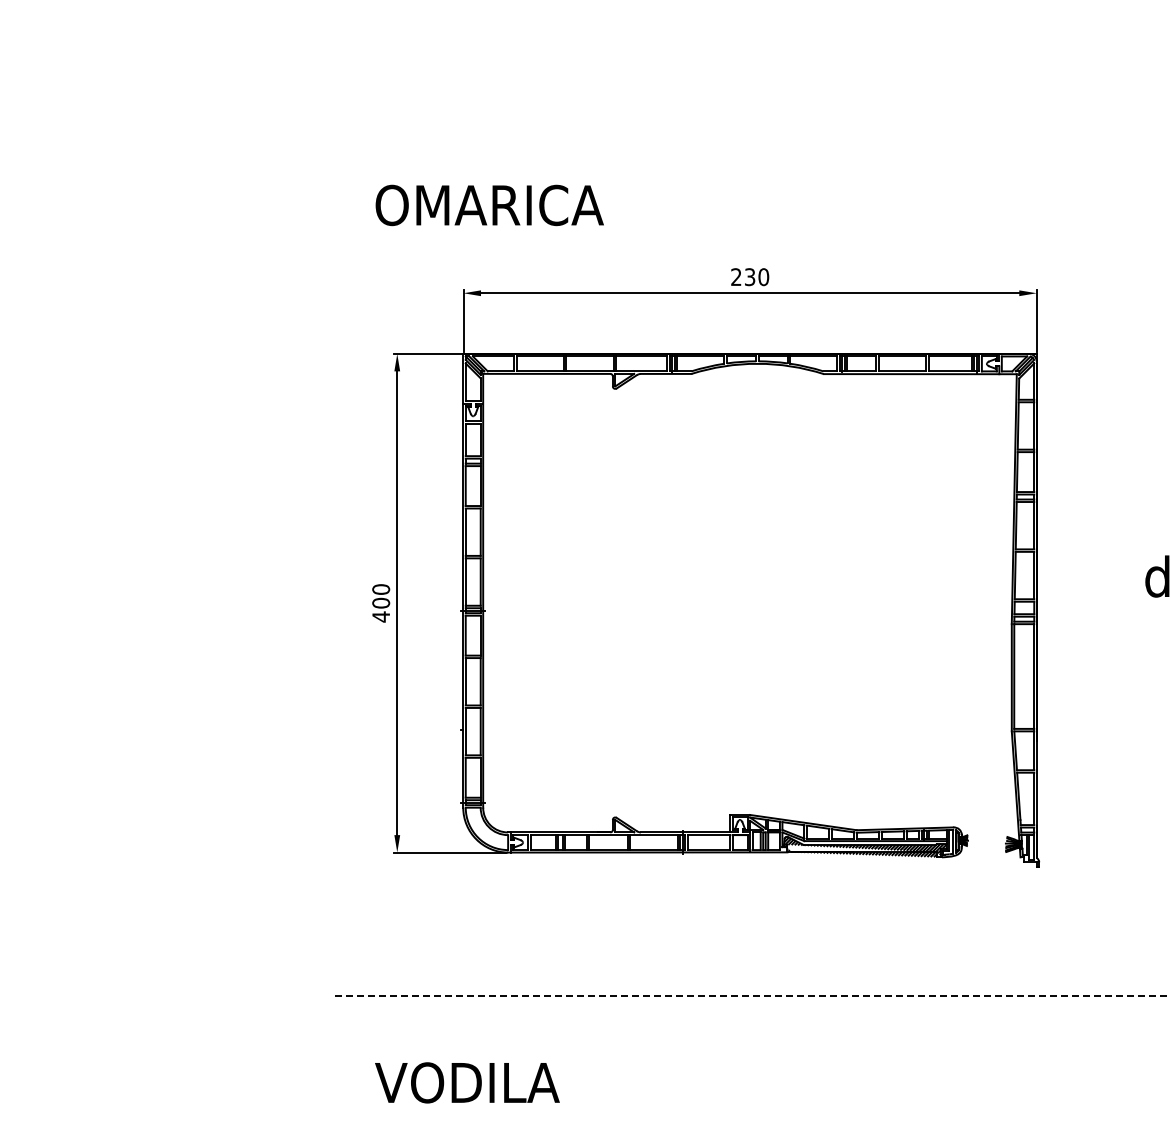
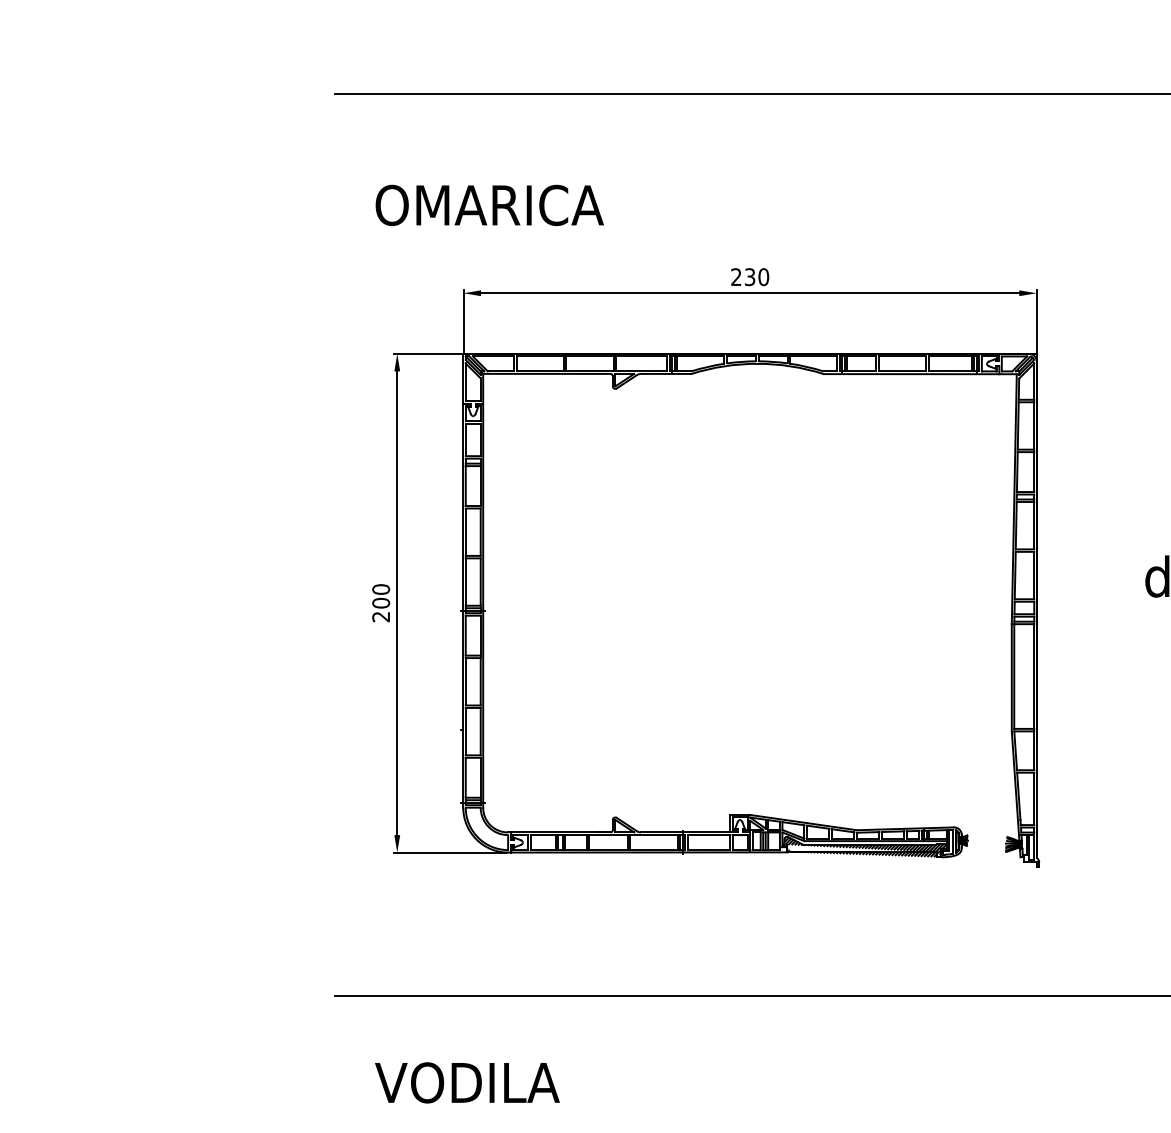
line: none -> present (750, 94)
text: 400 -> 200 (380, 616)
line: dashed -> solid (752, 995)
